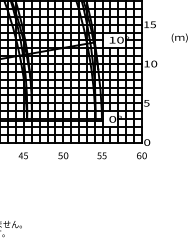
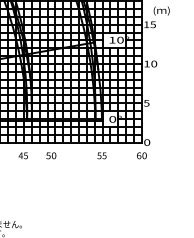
text position: (179, 37) -> (161, 10) (161, 10)
text position: (63, 155) -> (51, 155) (51, 155)
